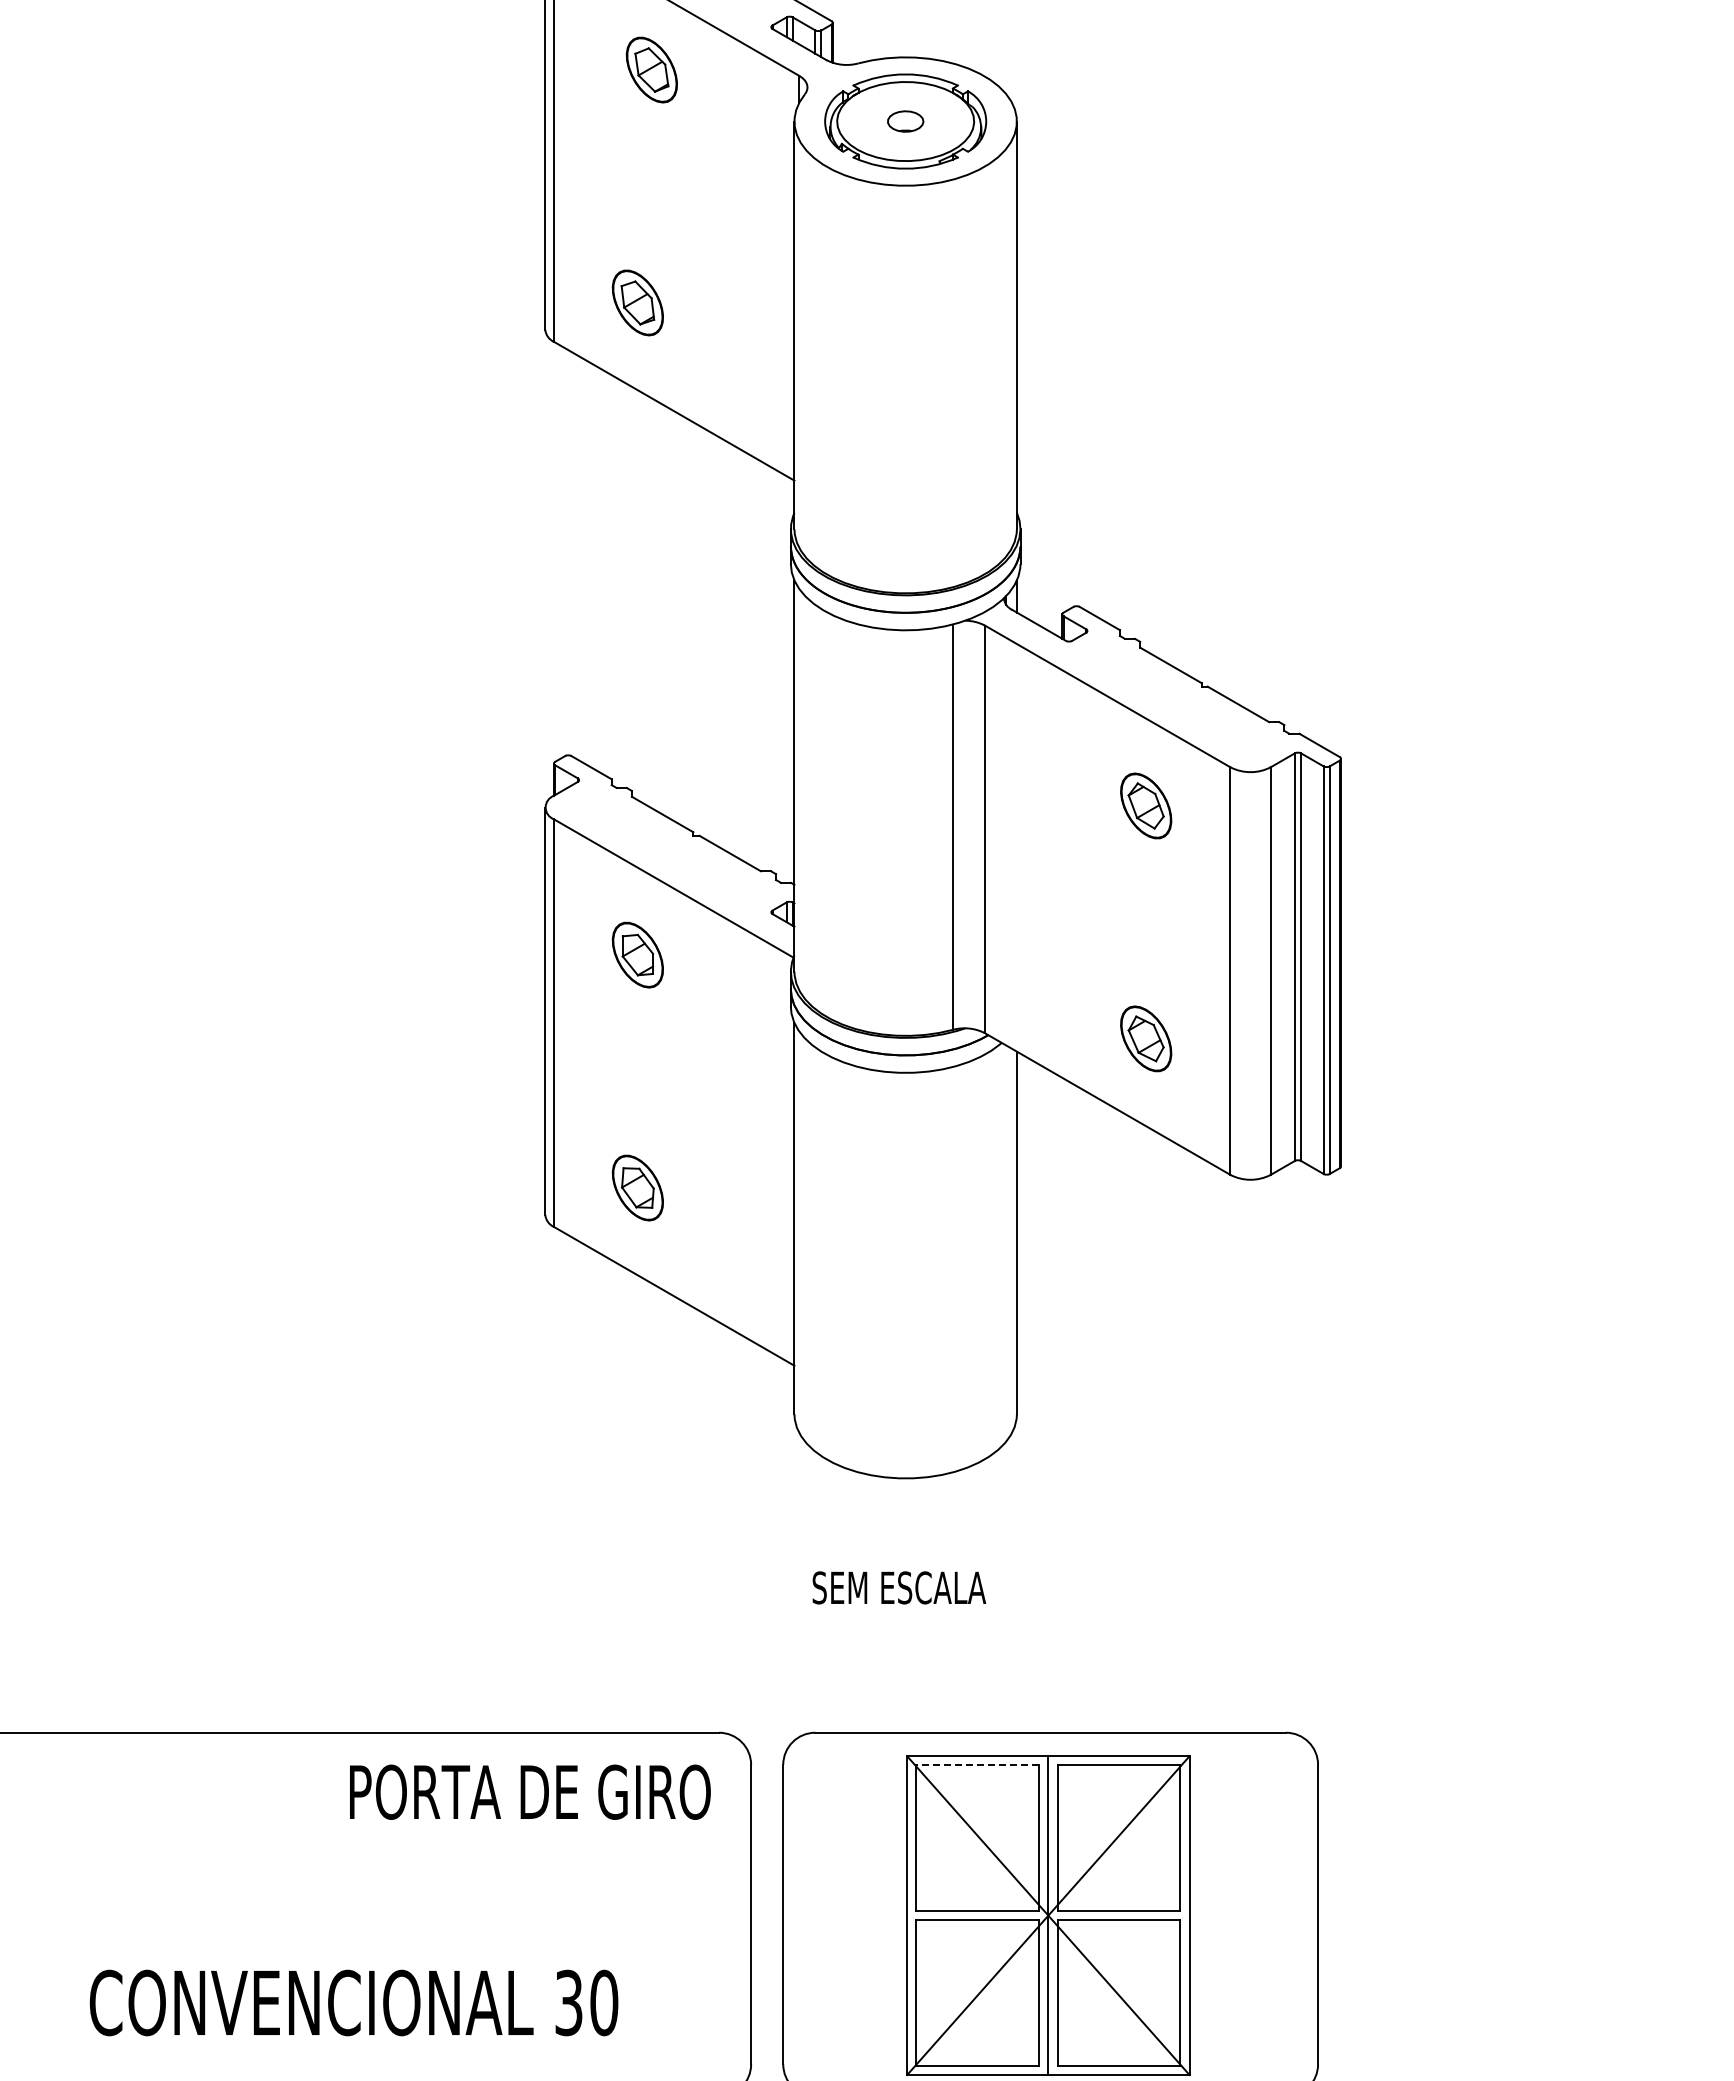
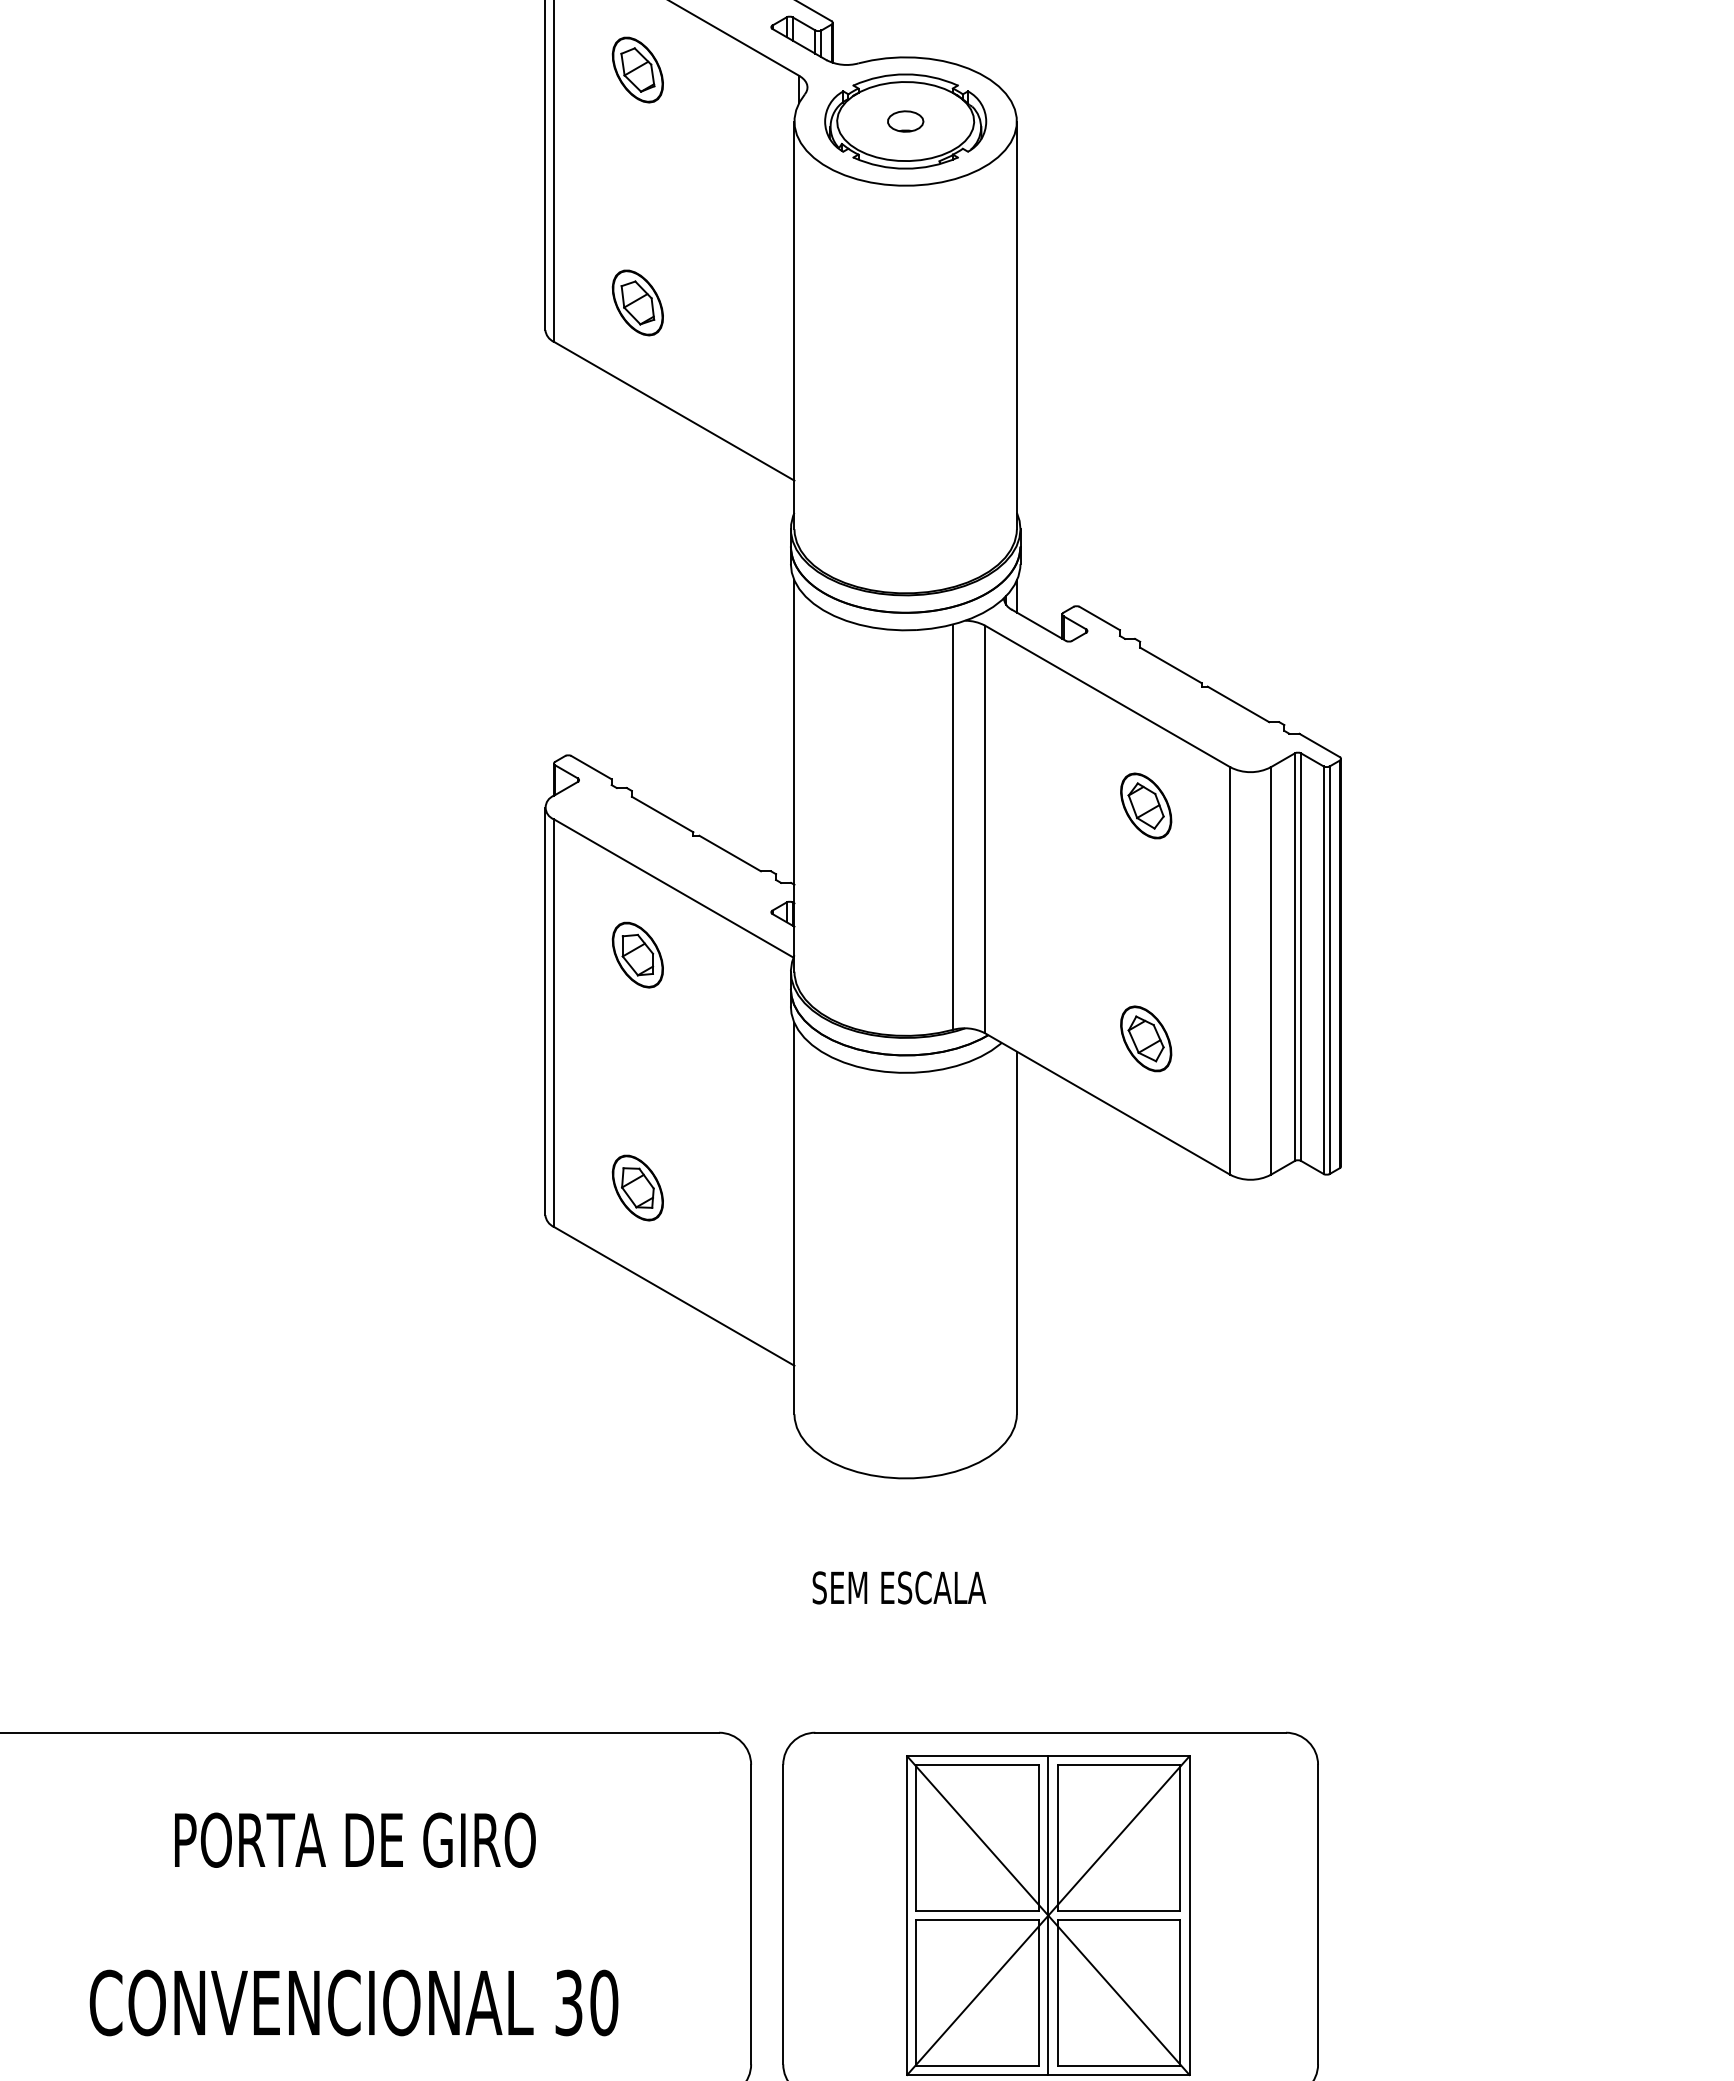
part position: (651, 69) -> (637, 69) (637, 69)
line: dashed -> solid (977, 1765)
text position: (530, 1791) -> (355, 1839) (355, 1839)
